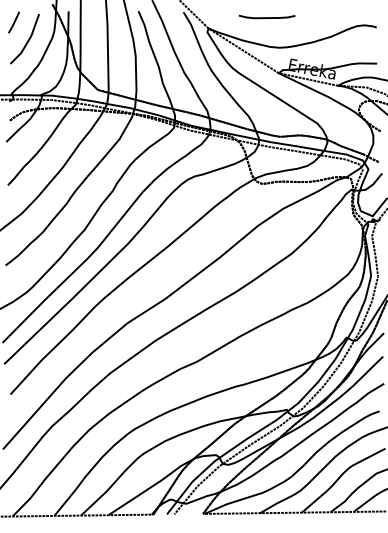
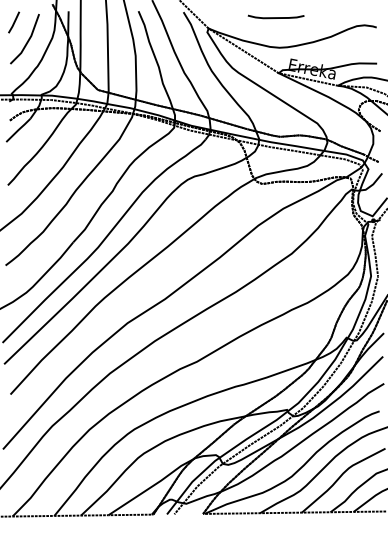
curve position: (266, 17) -> (275, 17) (275, 17)
